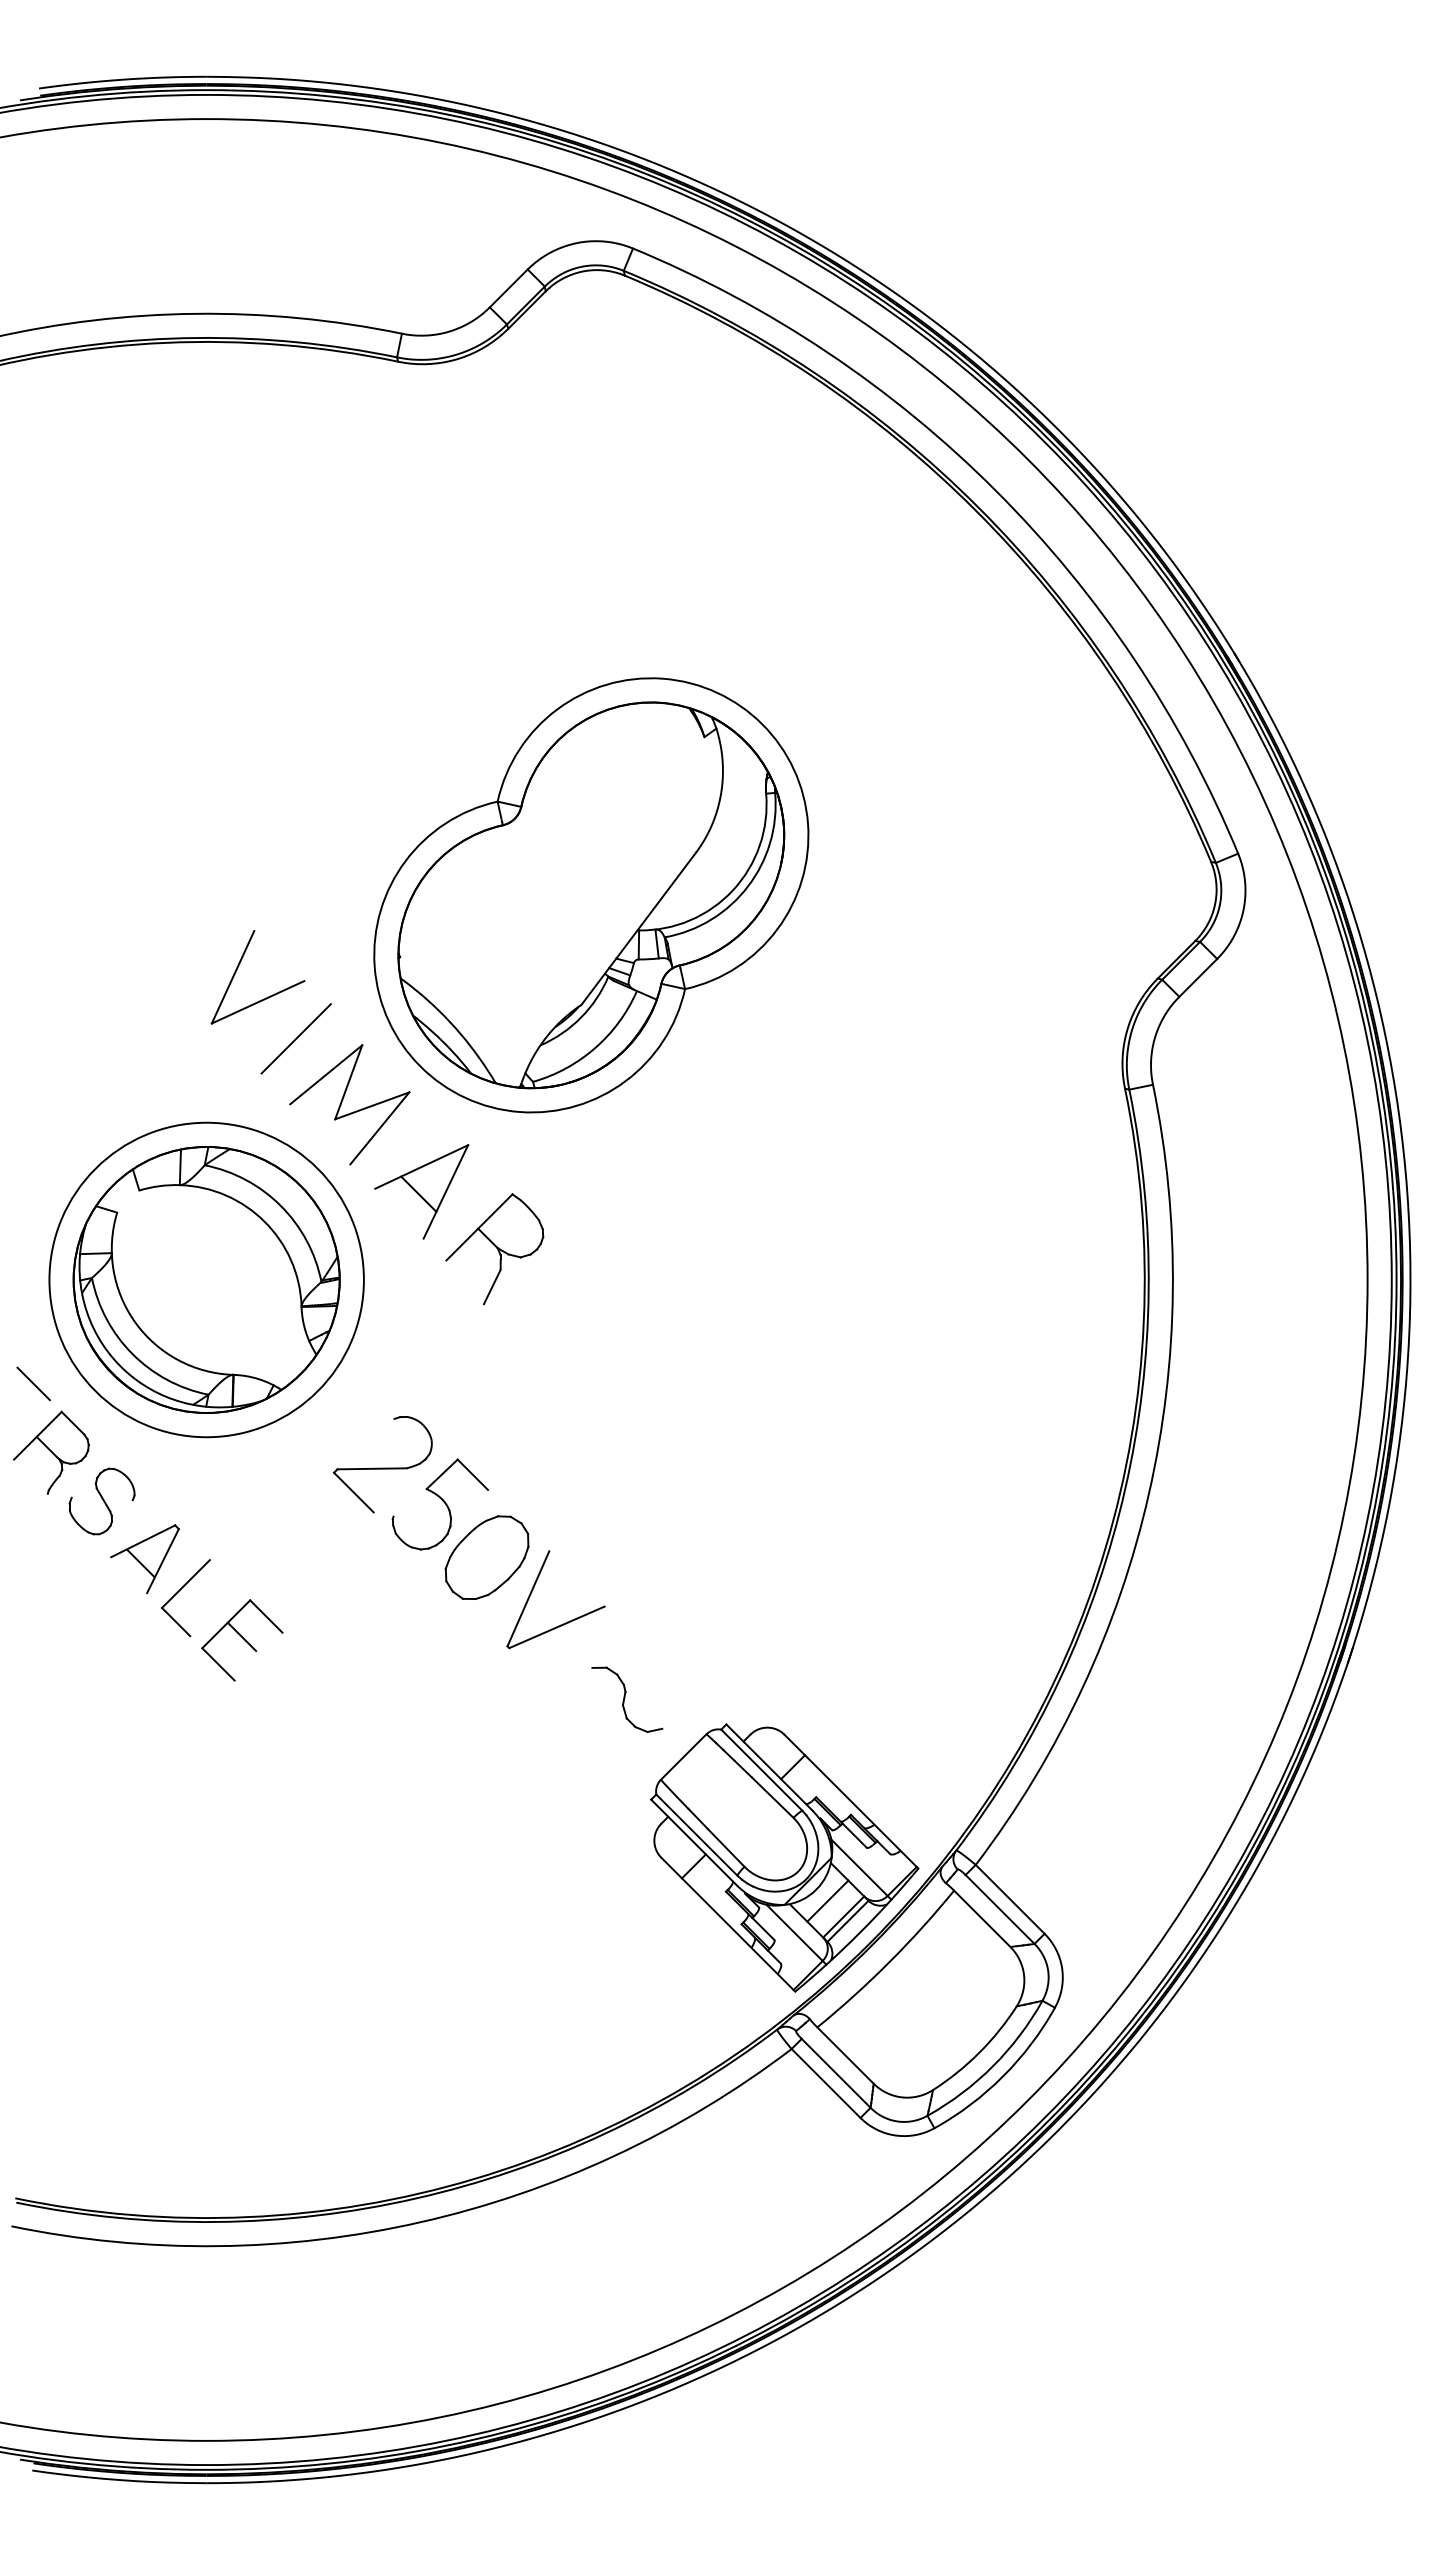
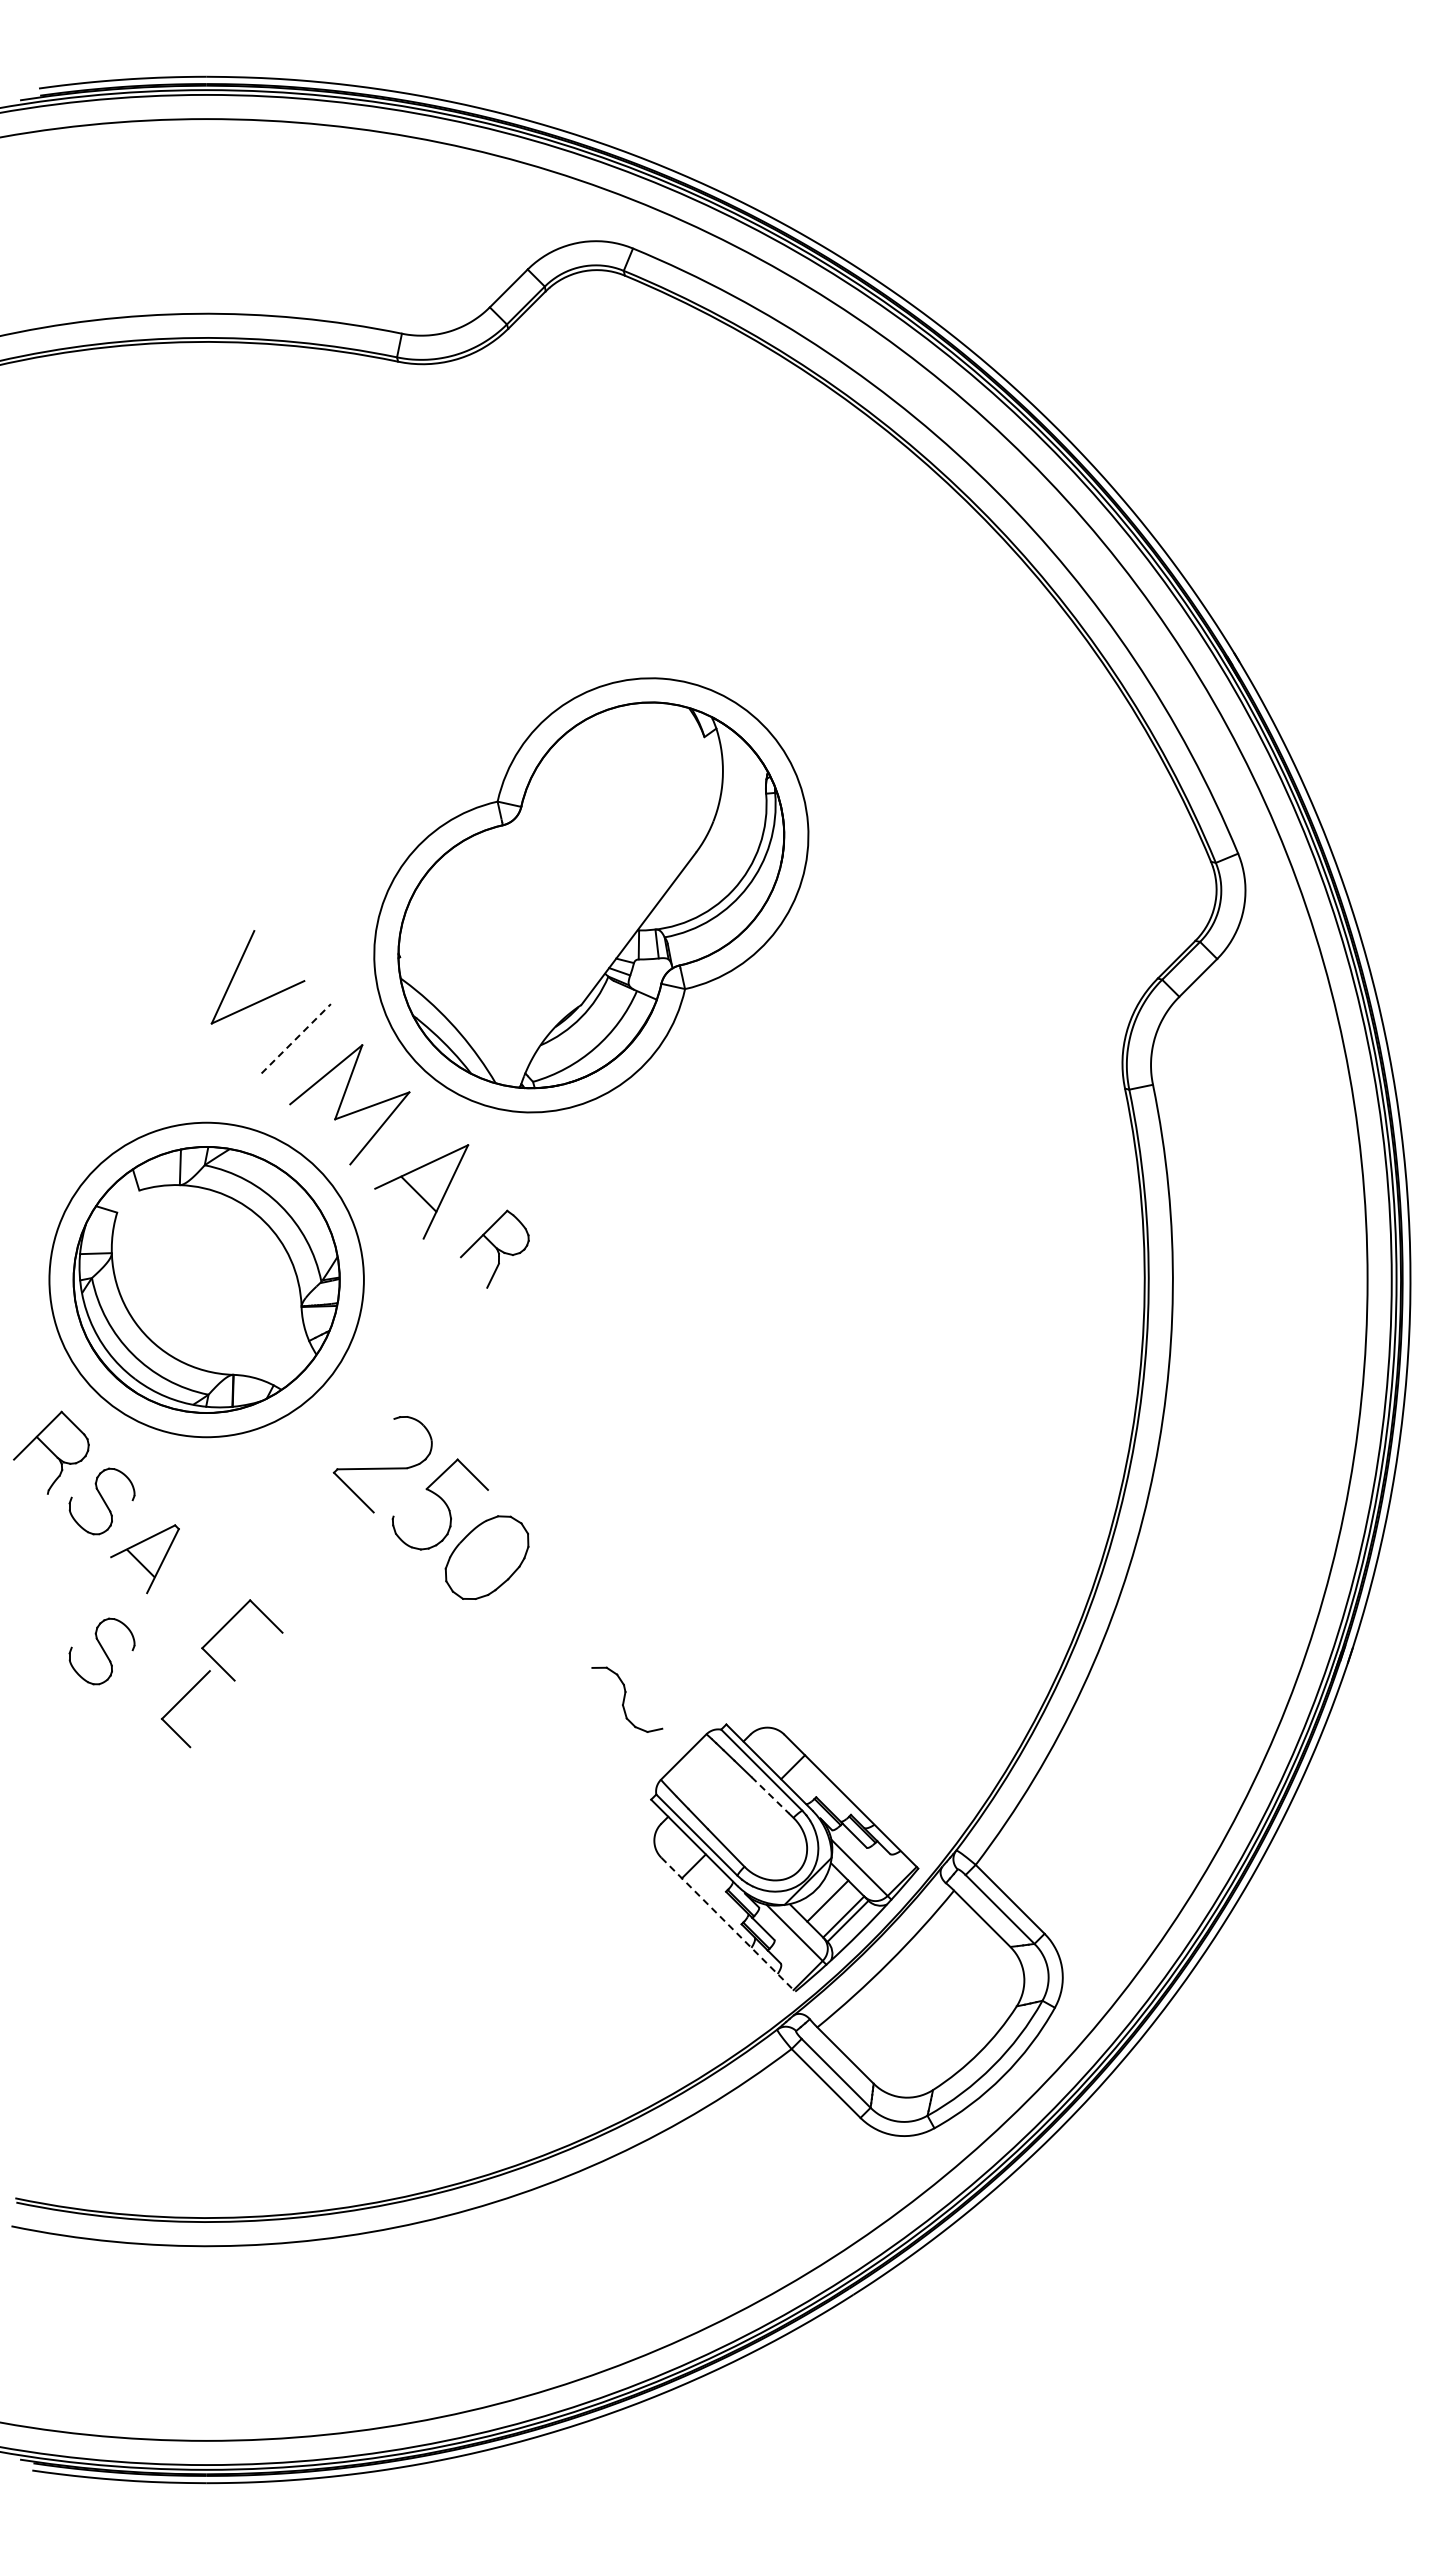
line: solid -> dashed (296, 1038)
part size: 100x113 px -> 70x80 px (494, 1248)
line: present -> none (33, 1383)
part: present -> none (533, 1590)
part position: (179, 1591) -> (179, 1702) (179, 1702)
line: present -> none (241, 1636)
part: none -> present (101, 1651)
line: solid -> dashed (769, 1794)
line: solid -> dashed (728, 1924)
